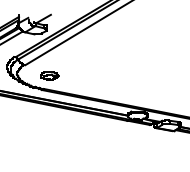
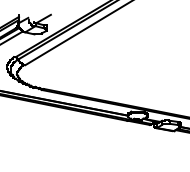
part: present -> none (49, 75)
